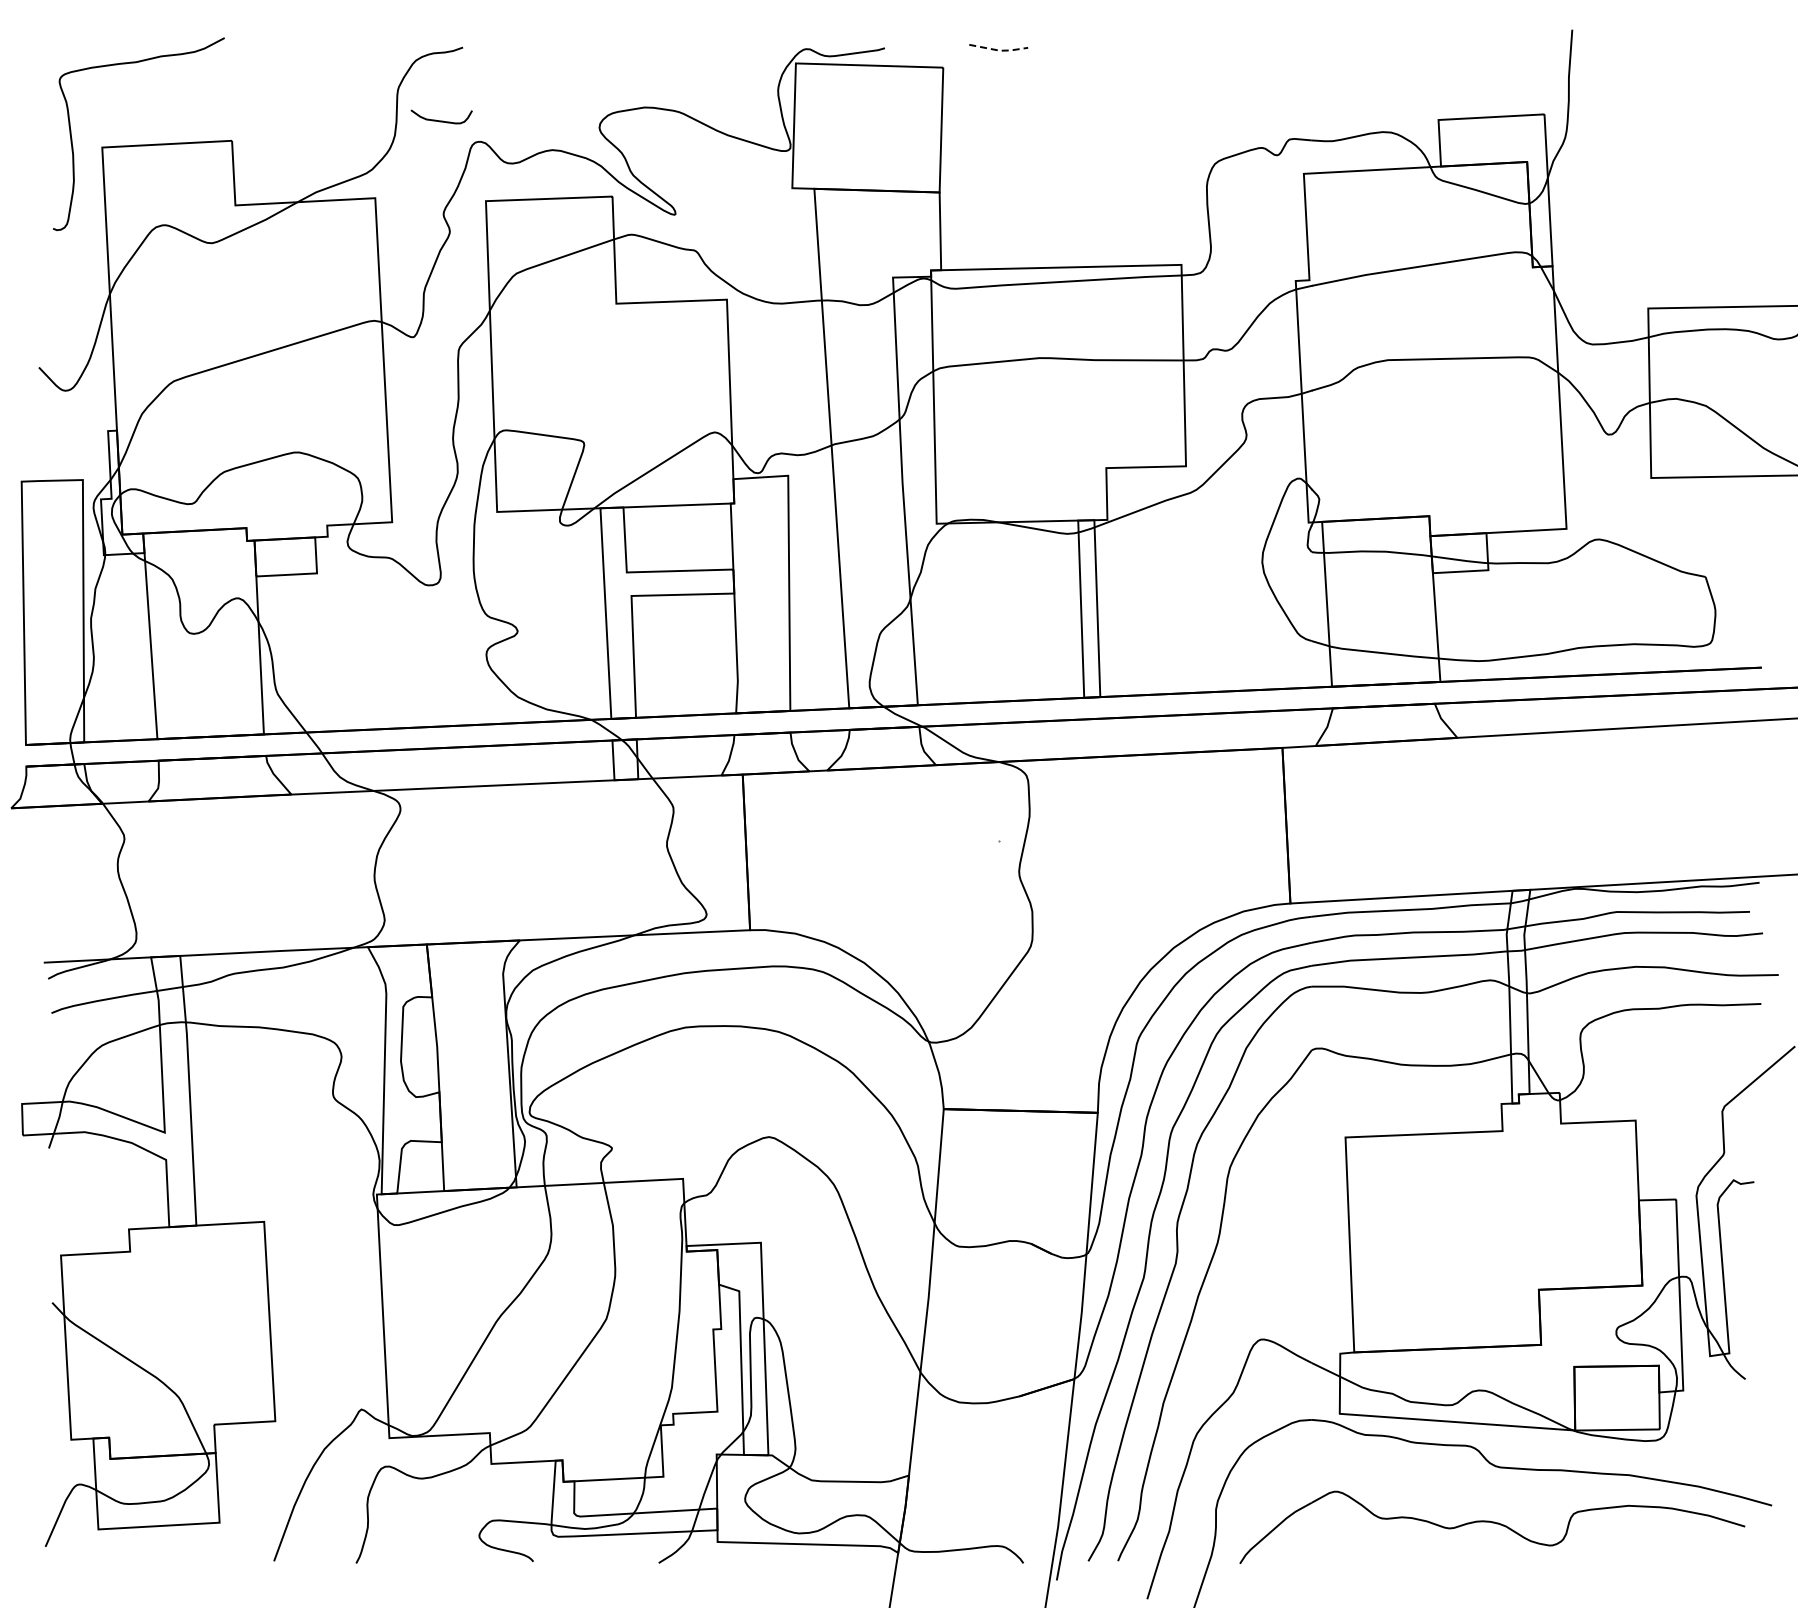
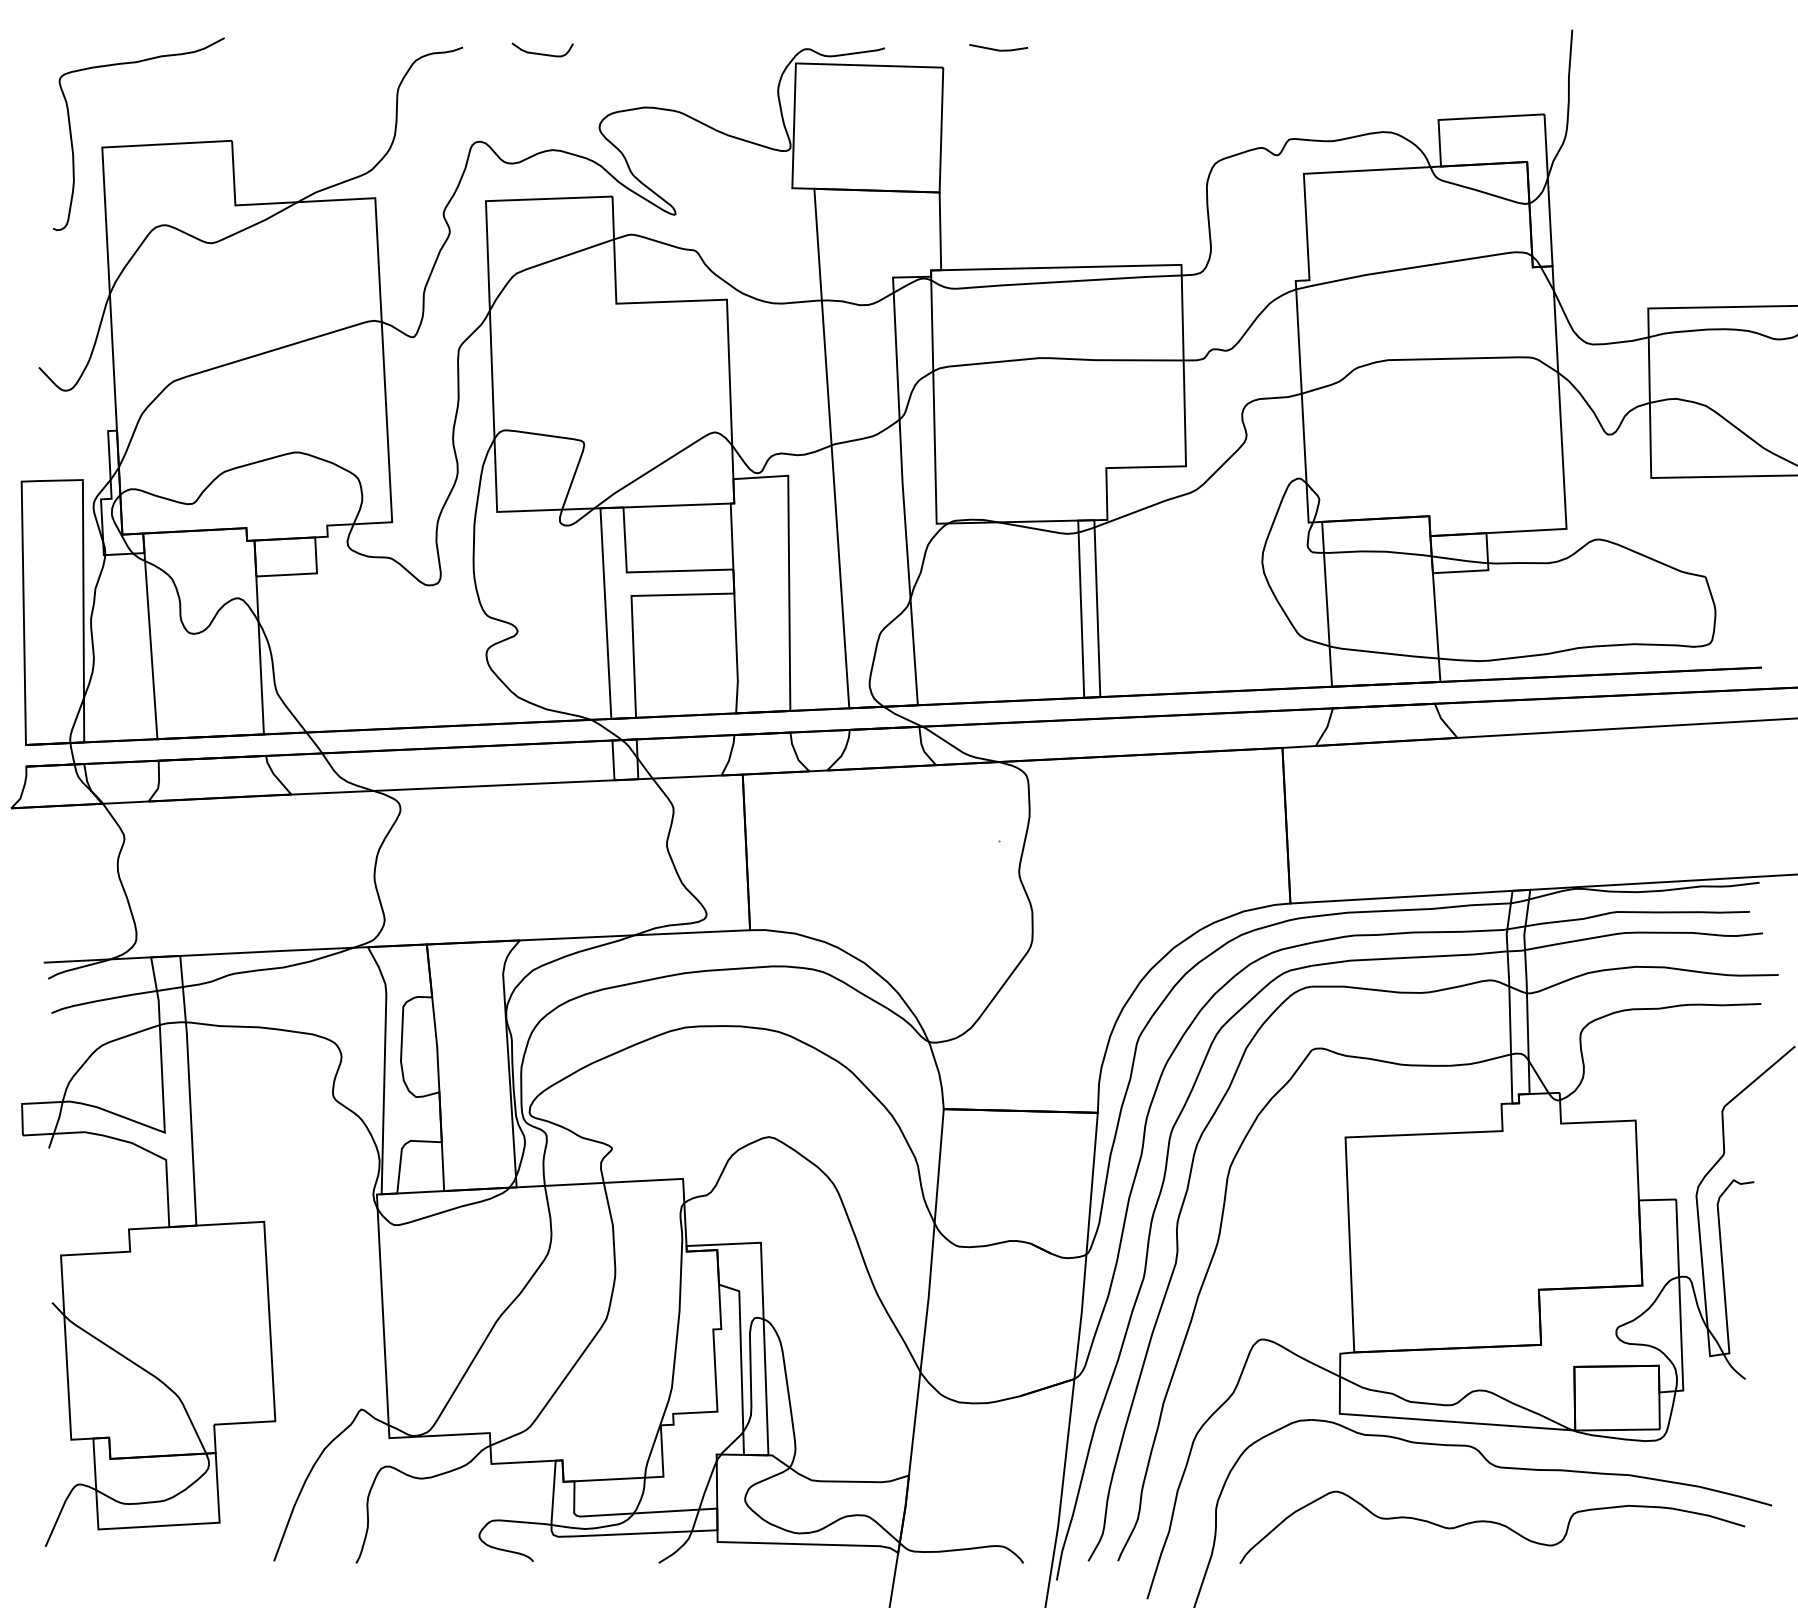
line: dashed -> solid (999, 50)
curve position: (441, 120) -> (542, 53) (542, 53)
